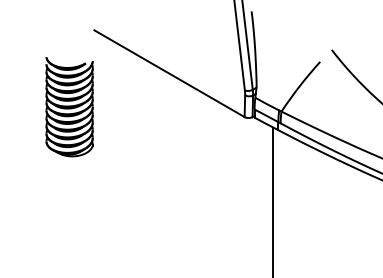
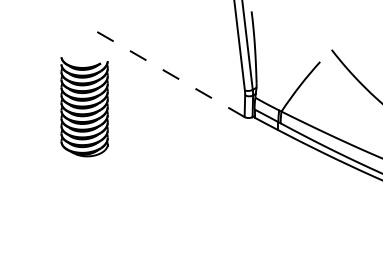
line: solid -> dashed (169, 73)
part position: (69, 107) -> (84, 107) (84, 107)
line: present -> none (273, 200)
